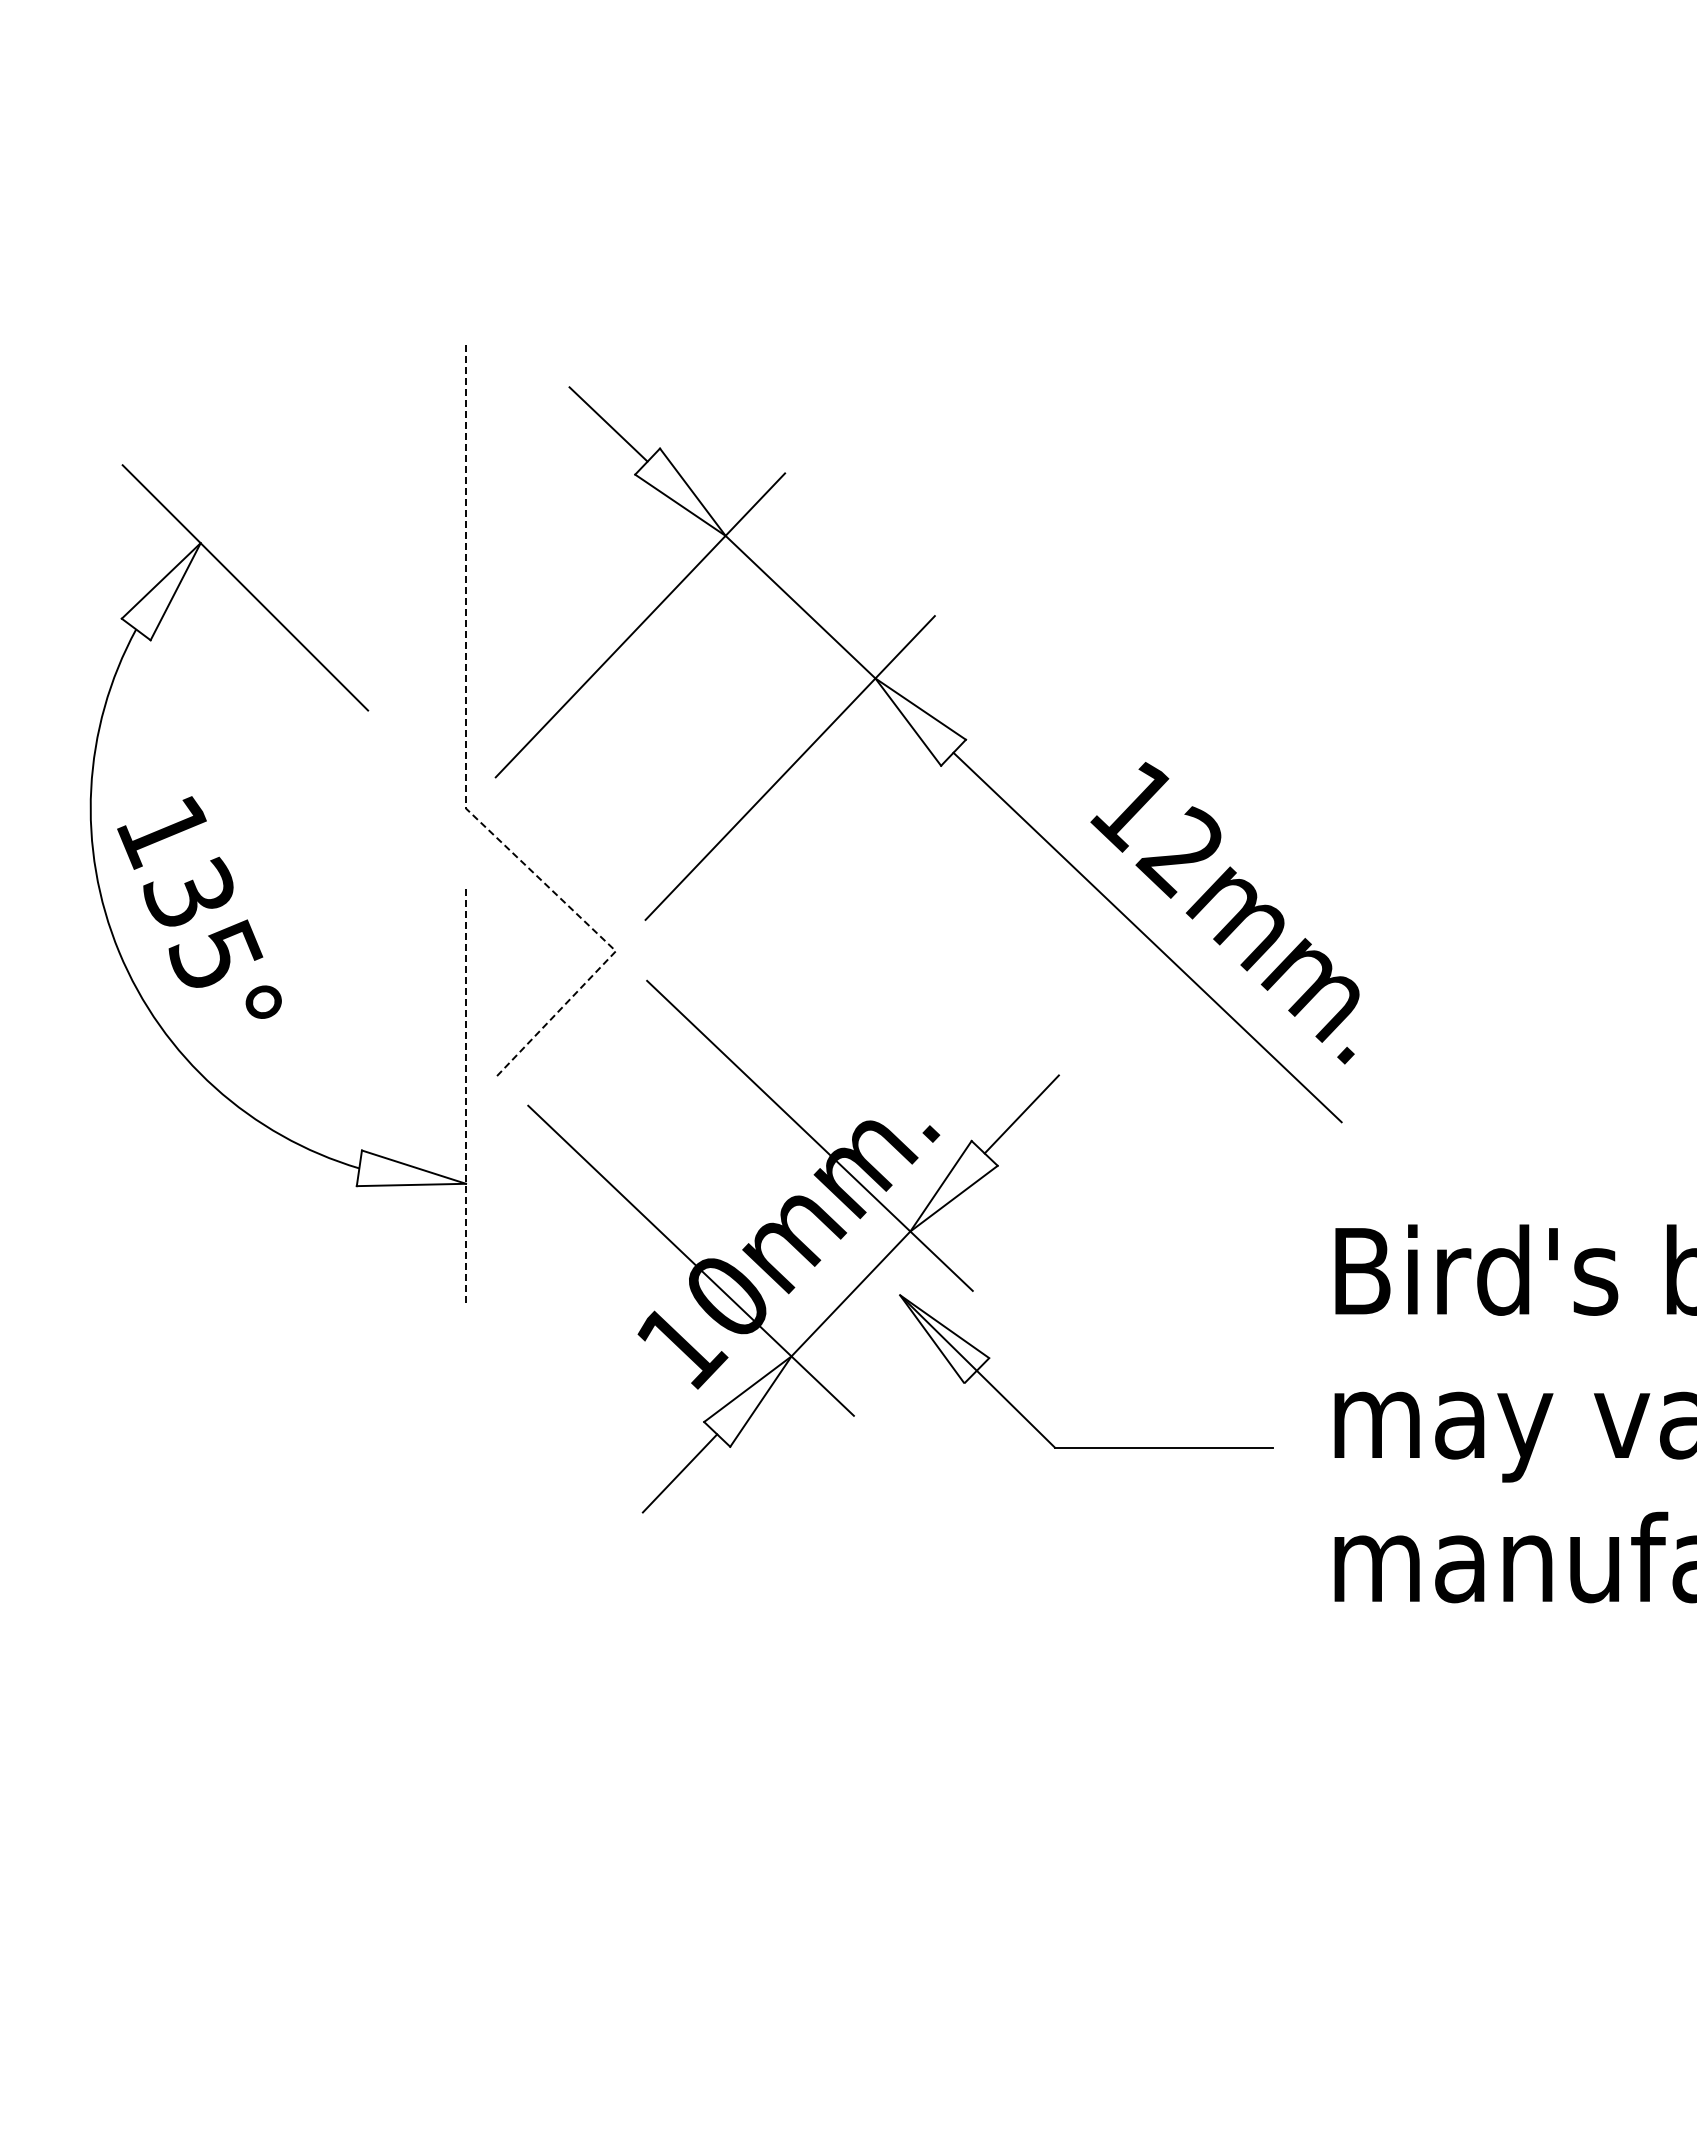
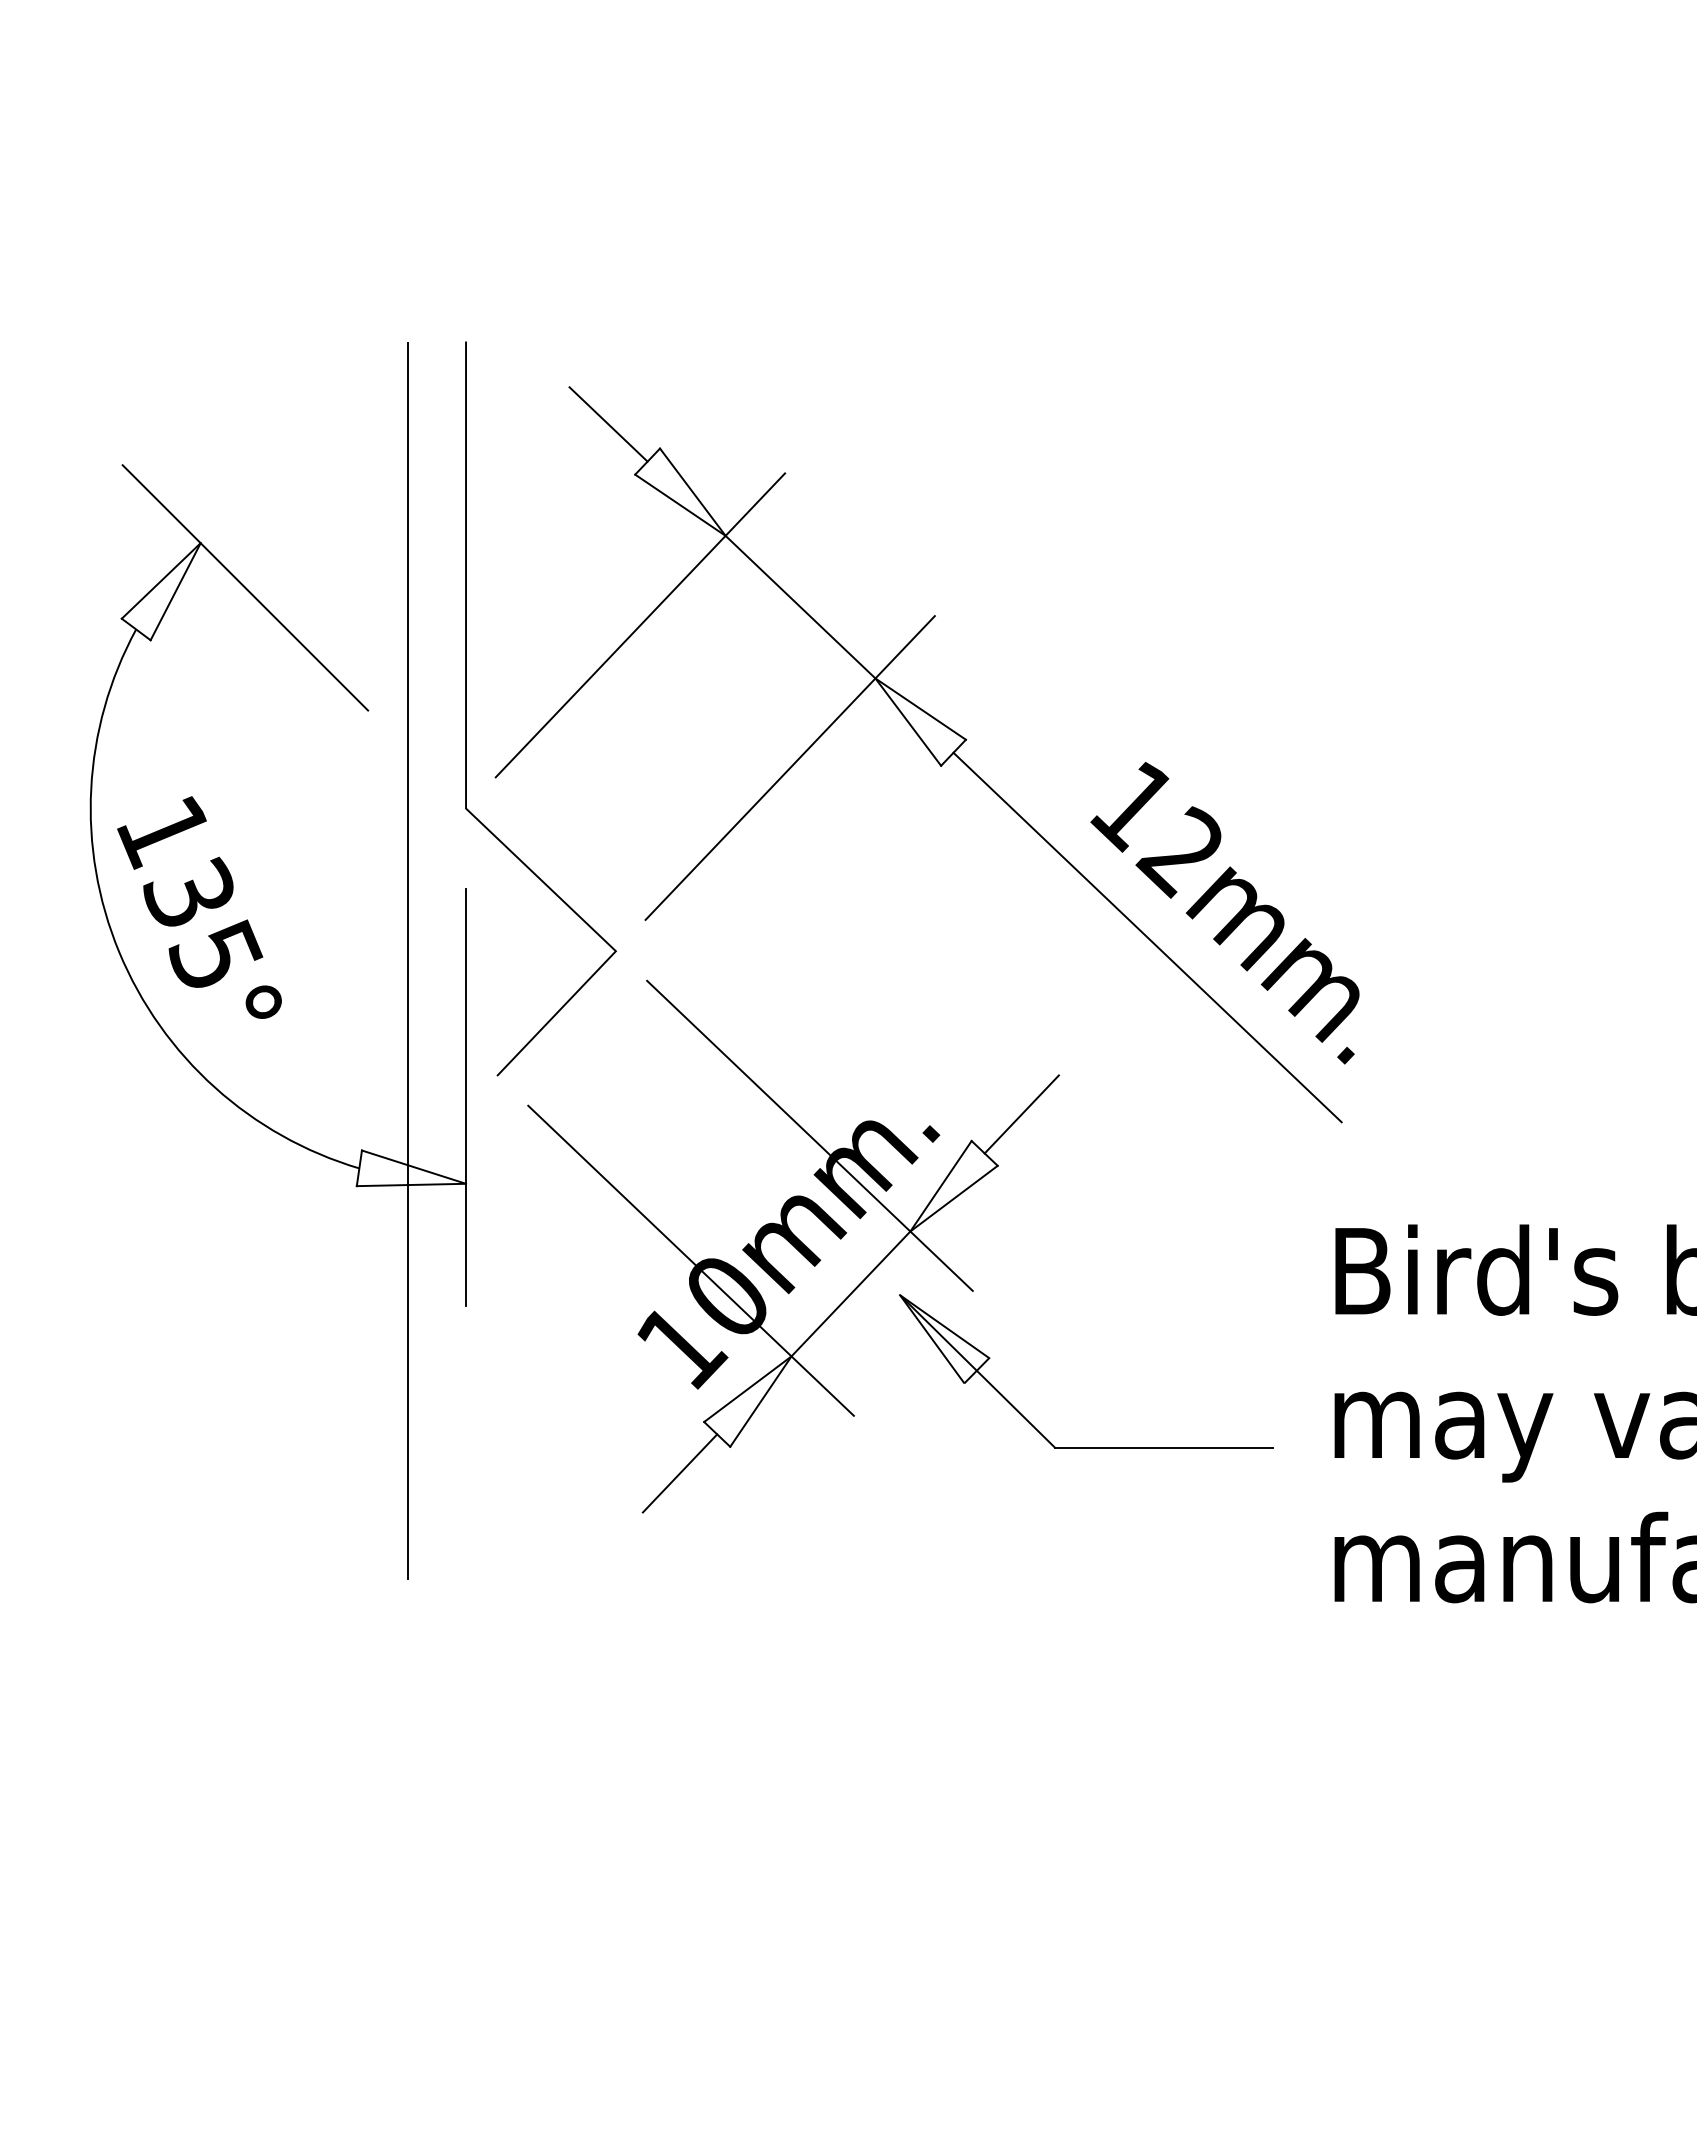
line: dashed -> solid (466, 765)
line: none -> present (407, 960)
line: dashed -> solid (466, 1097)
